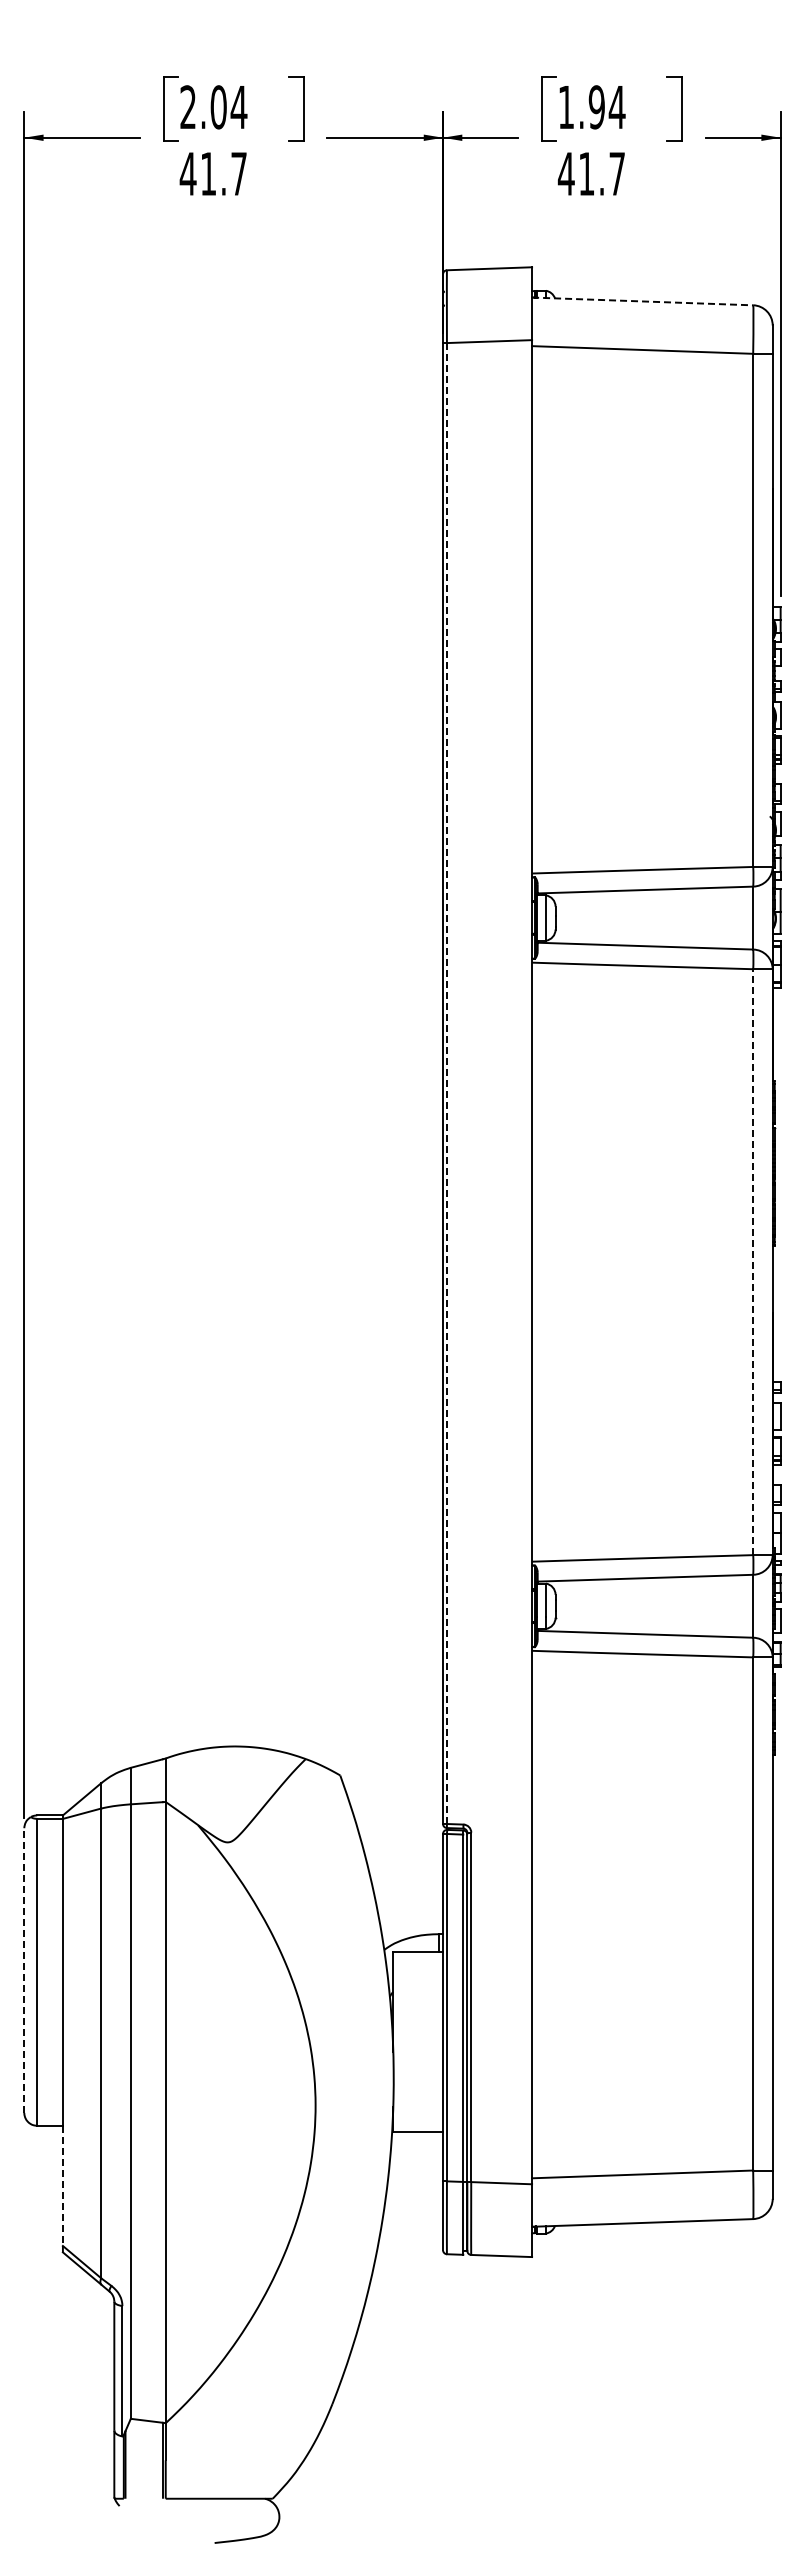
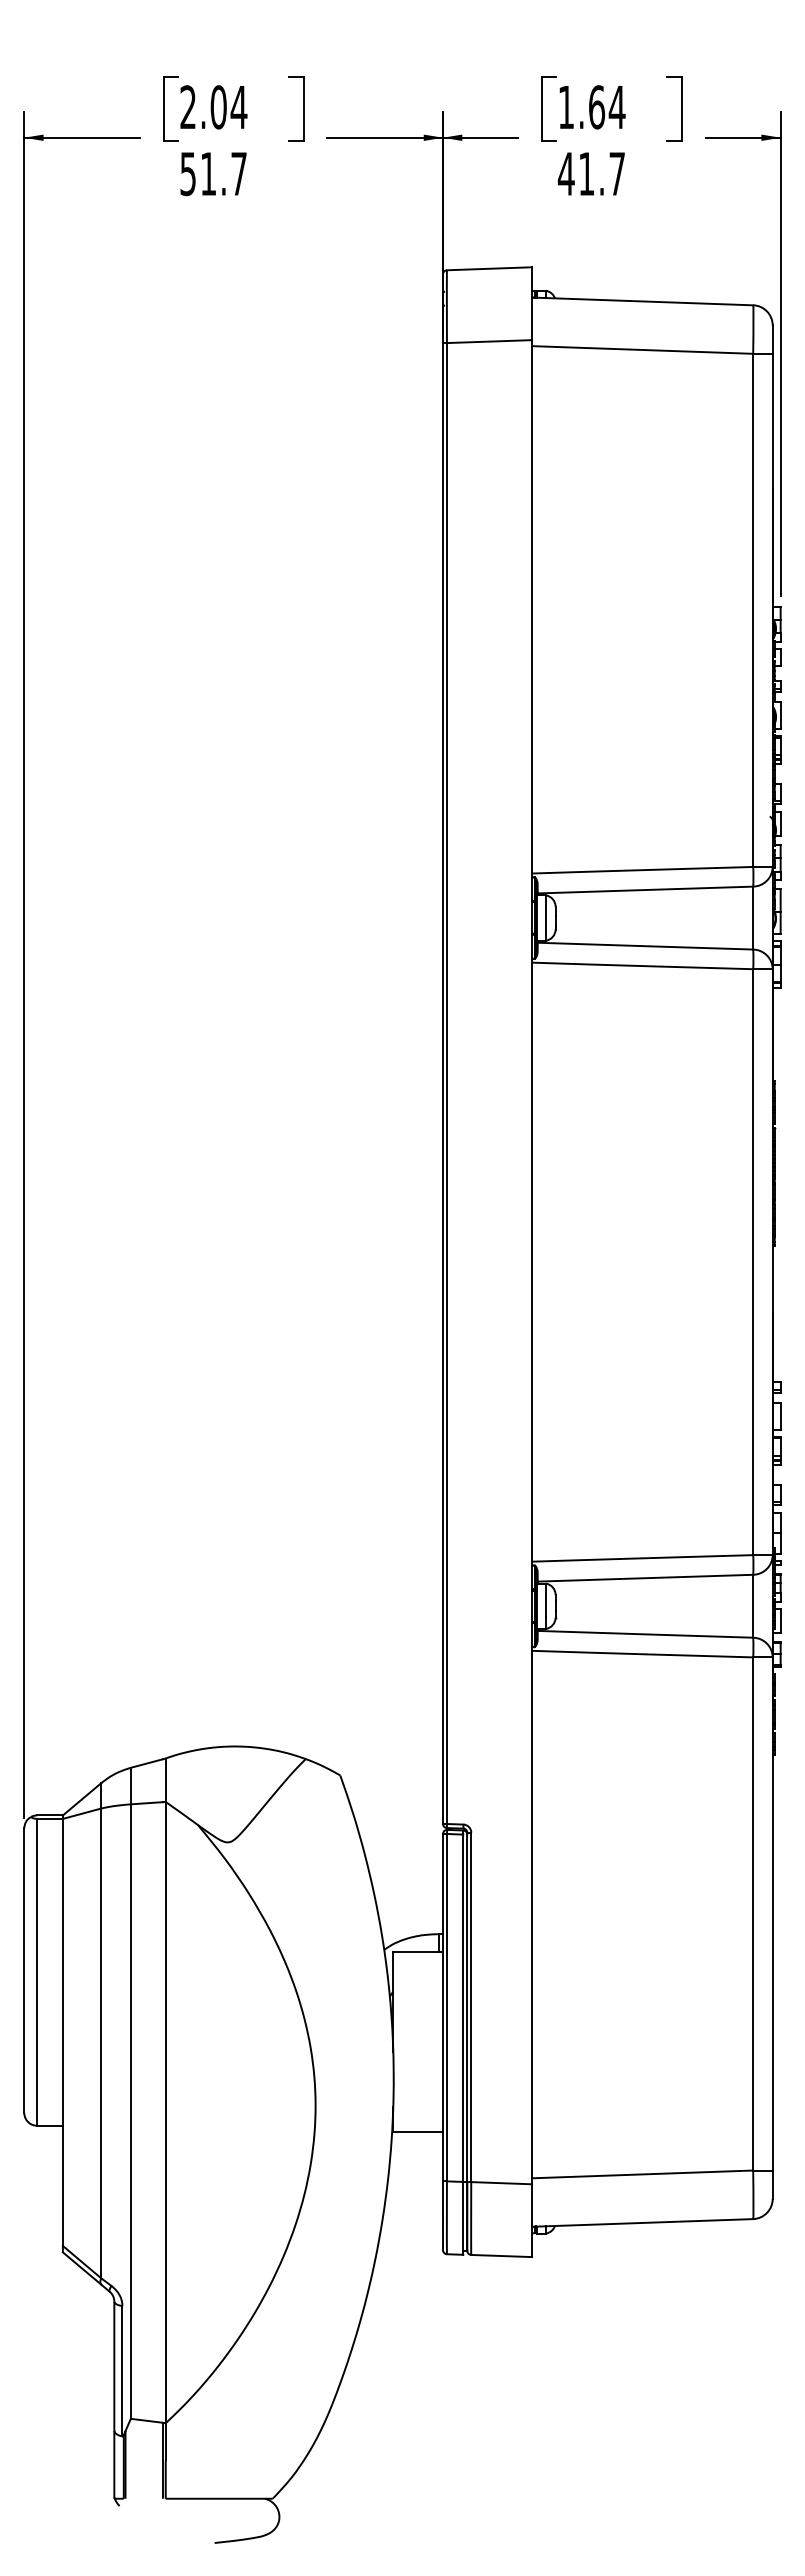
text: 1.94 -> 1.64 (596, 107)
text: 41.7 -> 51.7 (187, 174)
line: dashed -> solid (642, 301)
line: dashed -> solid (447, 1084)
line: dashed -> solid (753, 1262)
line: dashed -> solid (24, 1970)
line: dashed -> solid (62, 2186)
